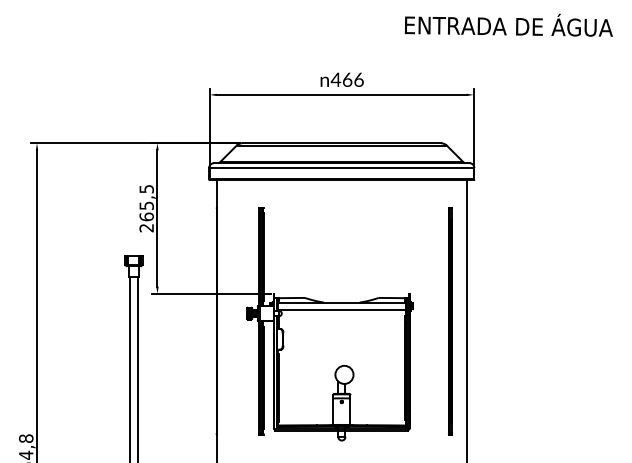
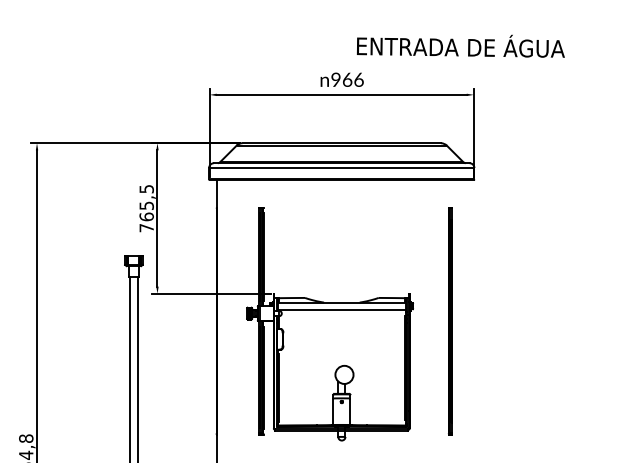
text position: (508, 24) -> (460, 45) (460, 45)
text: 466 -> 966 (335, 79)
text: 265,5 -> 765,5 (146, 228)
line: present -> none (466, 319)
